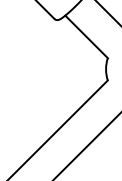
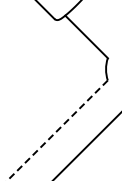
line: present -> none (107, 12)
line: solid -> dashed (57, 130)
